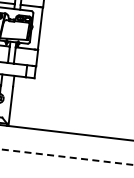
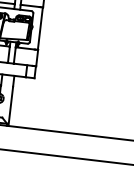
line: dashed -> solid (66, 157)
